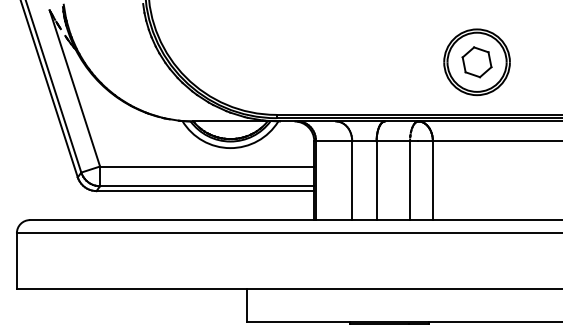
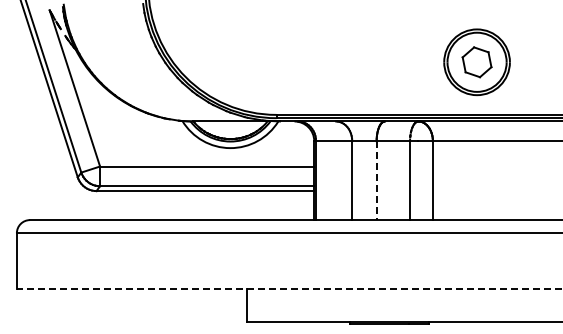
line: solid -> dashed (376, 181)
line: solid -> dashed (289, 289)
